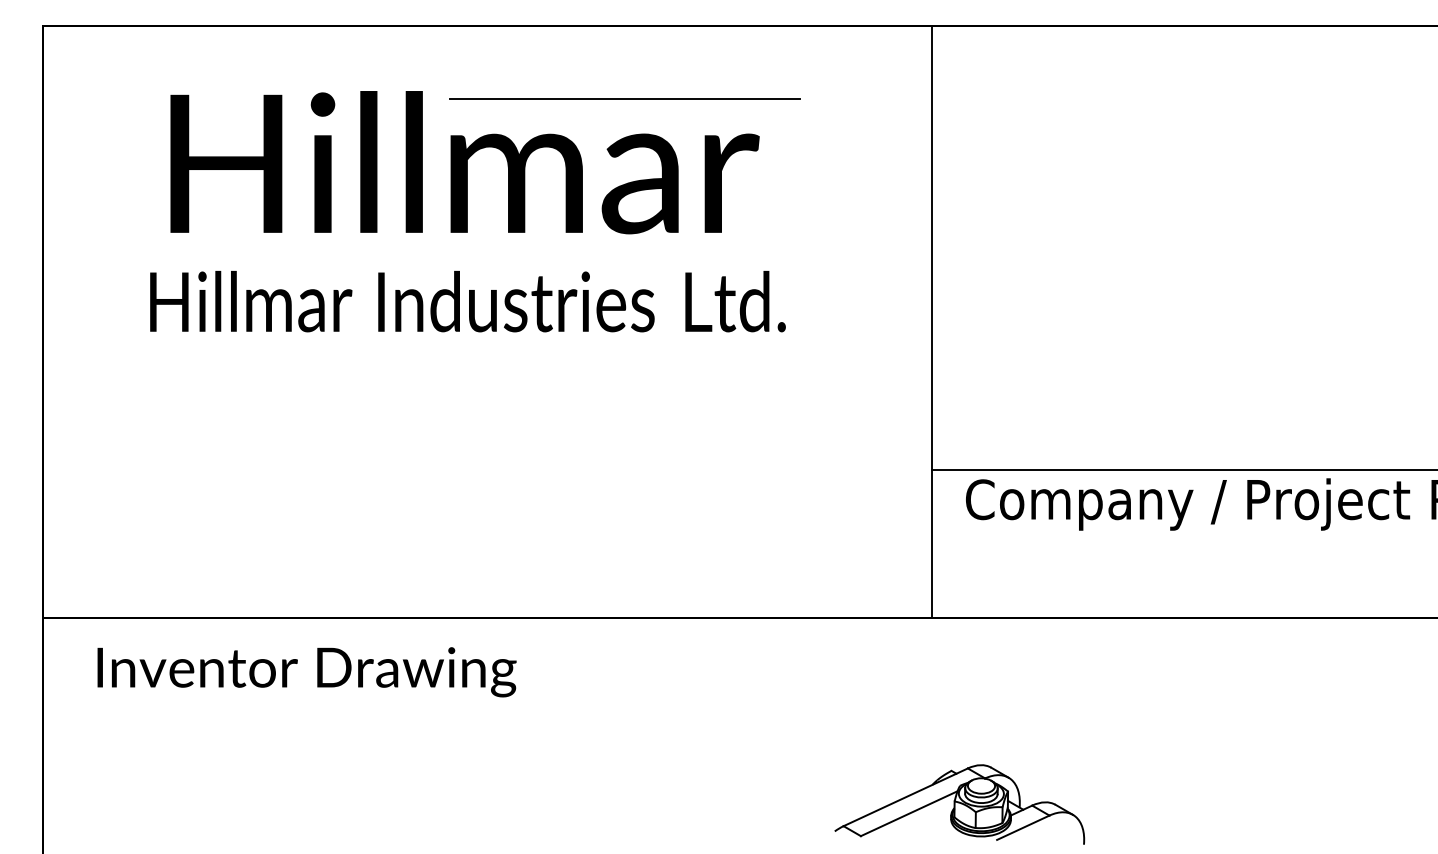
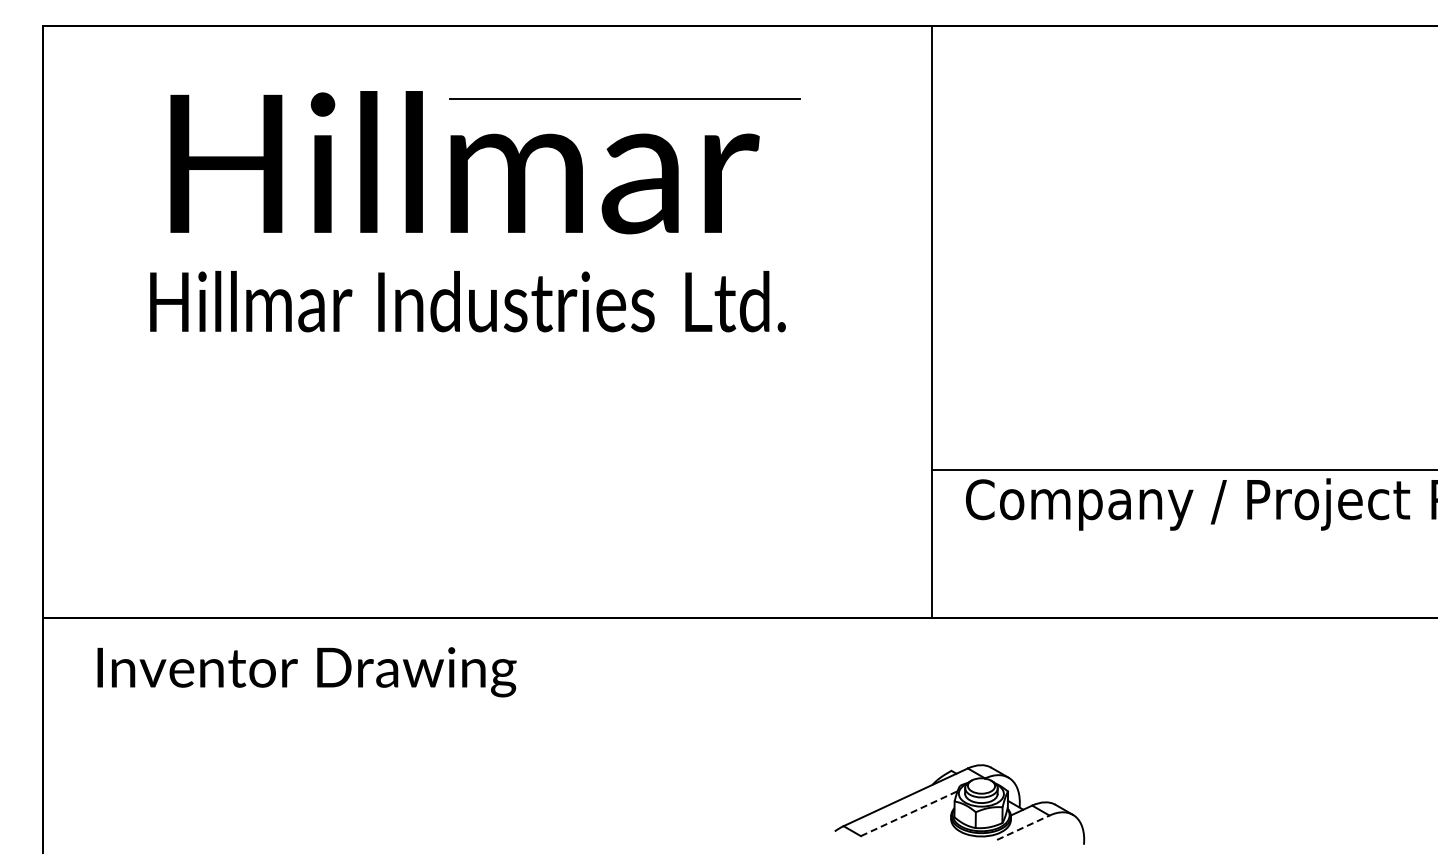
line: solid -> dashed (909, 813)
line: solid -> dashed (1023, 827)
